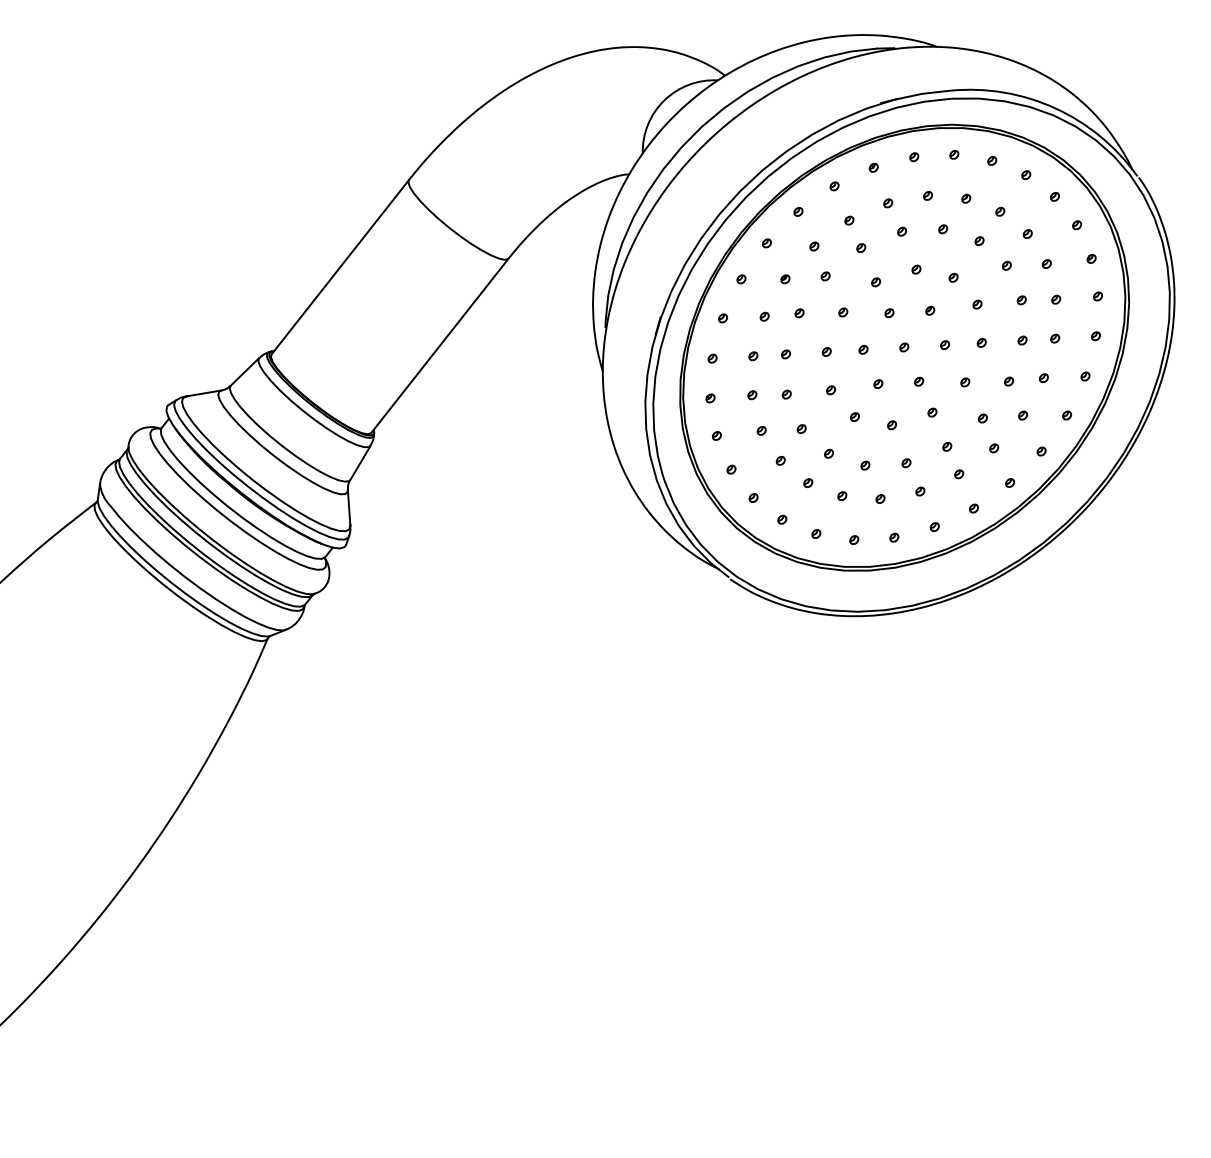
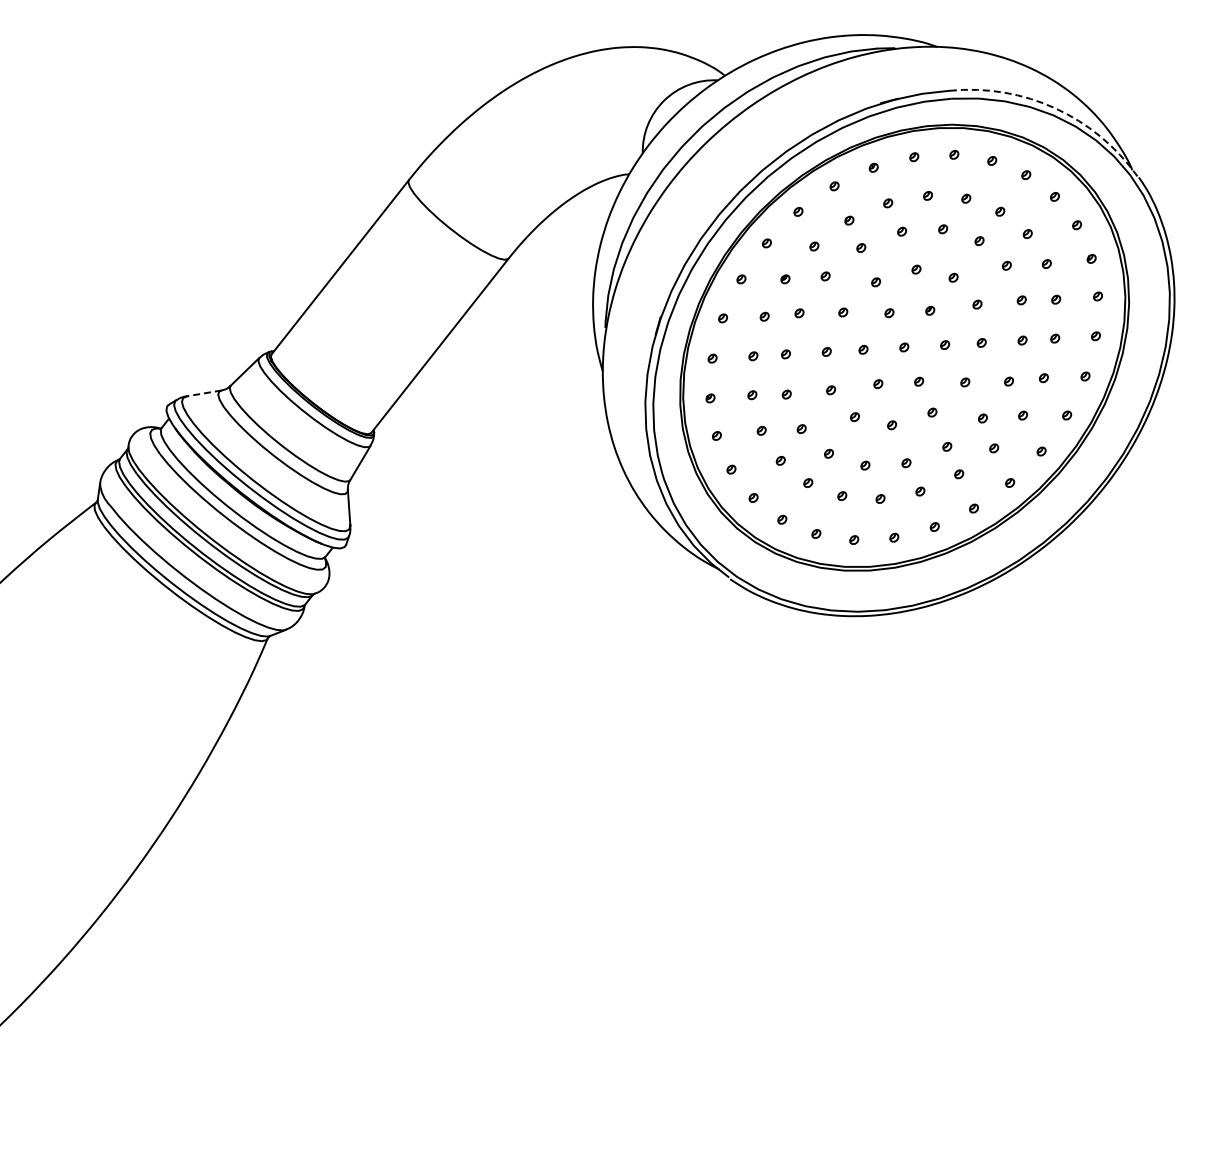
arc: solid -> dashed (1055, 108)
line: solid -> dashed (204, 393)
